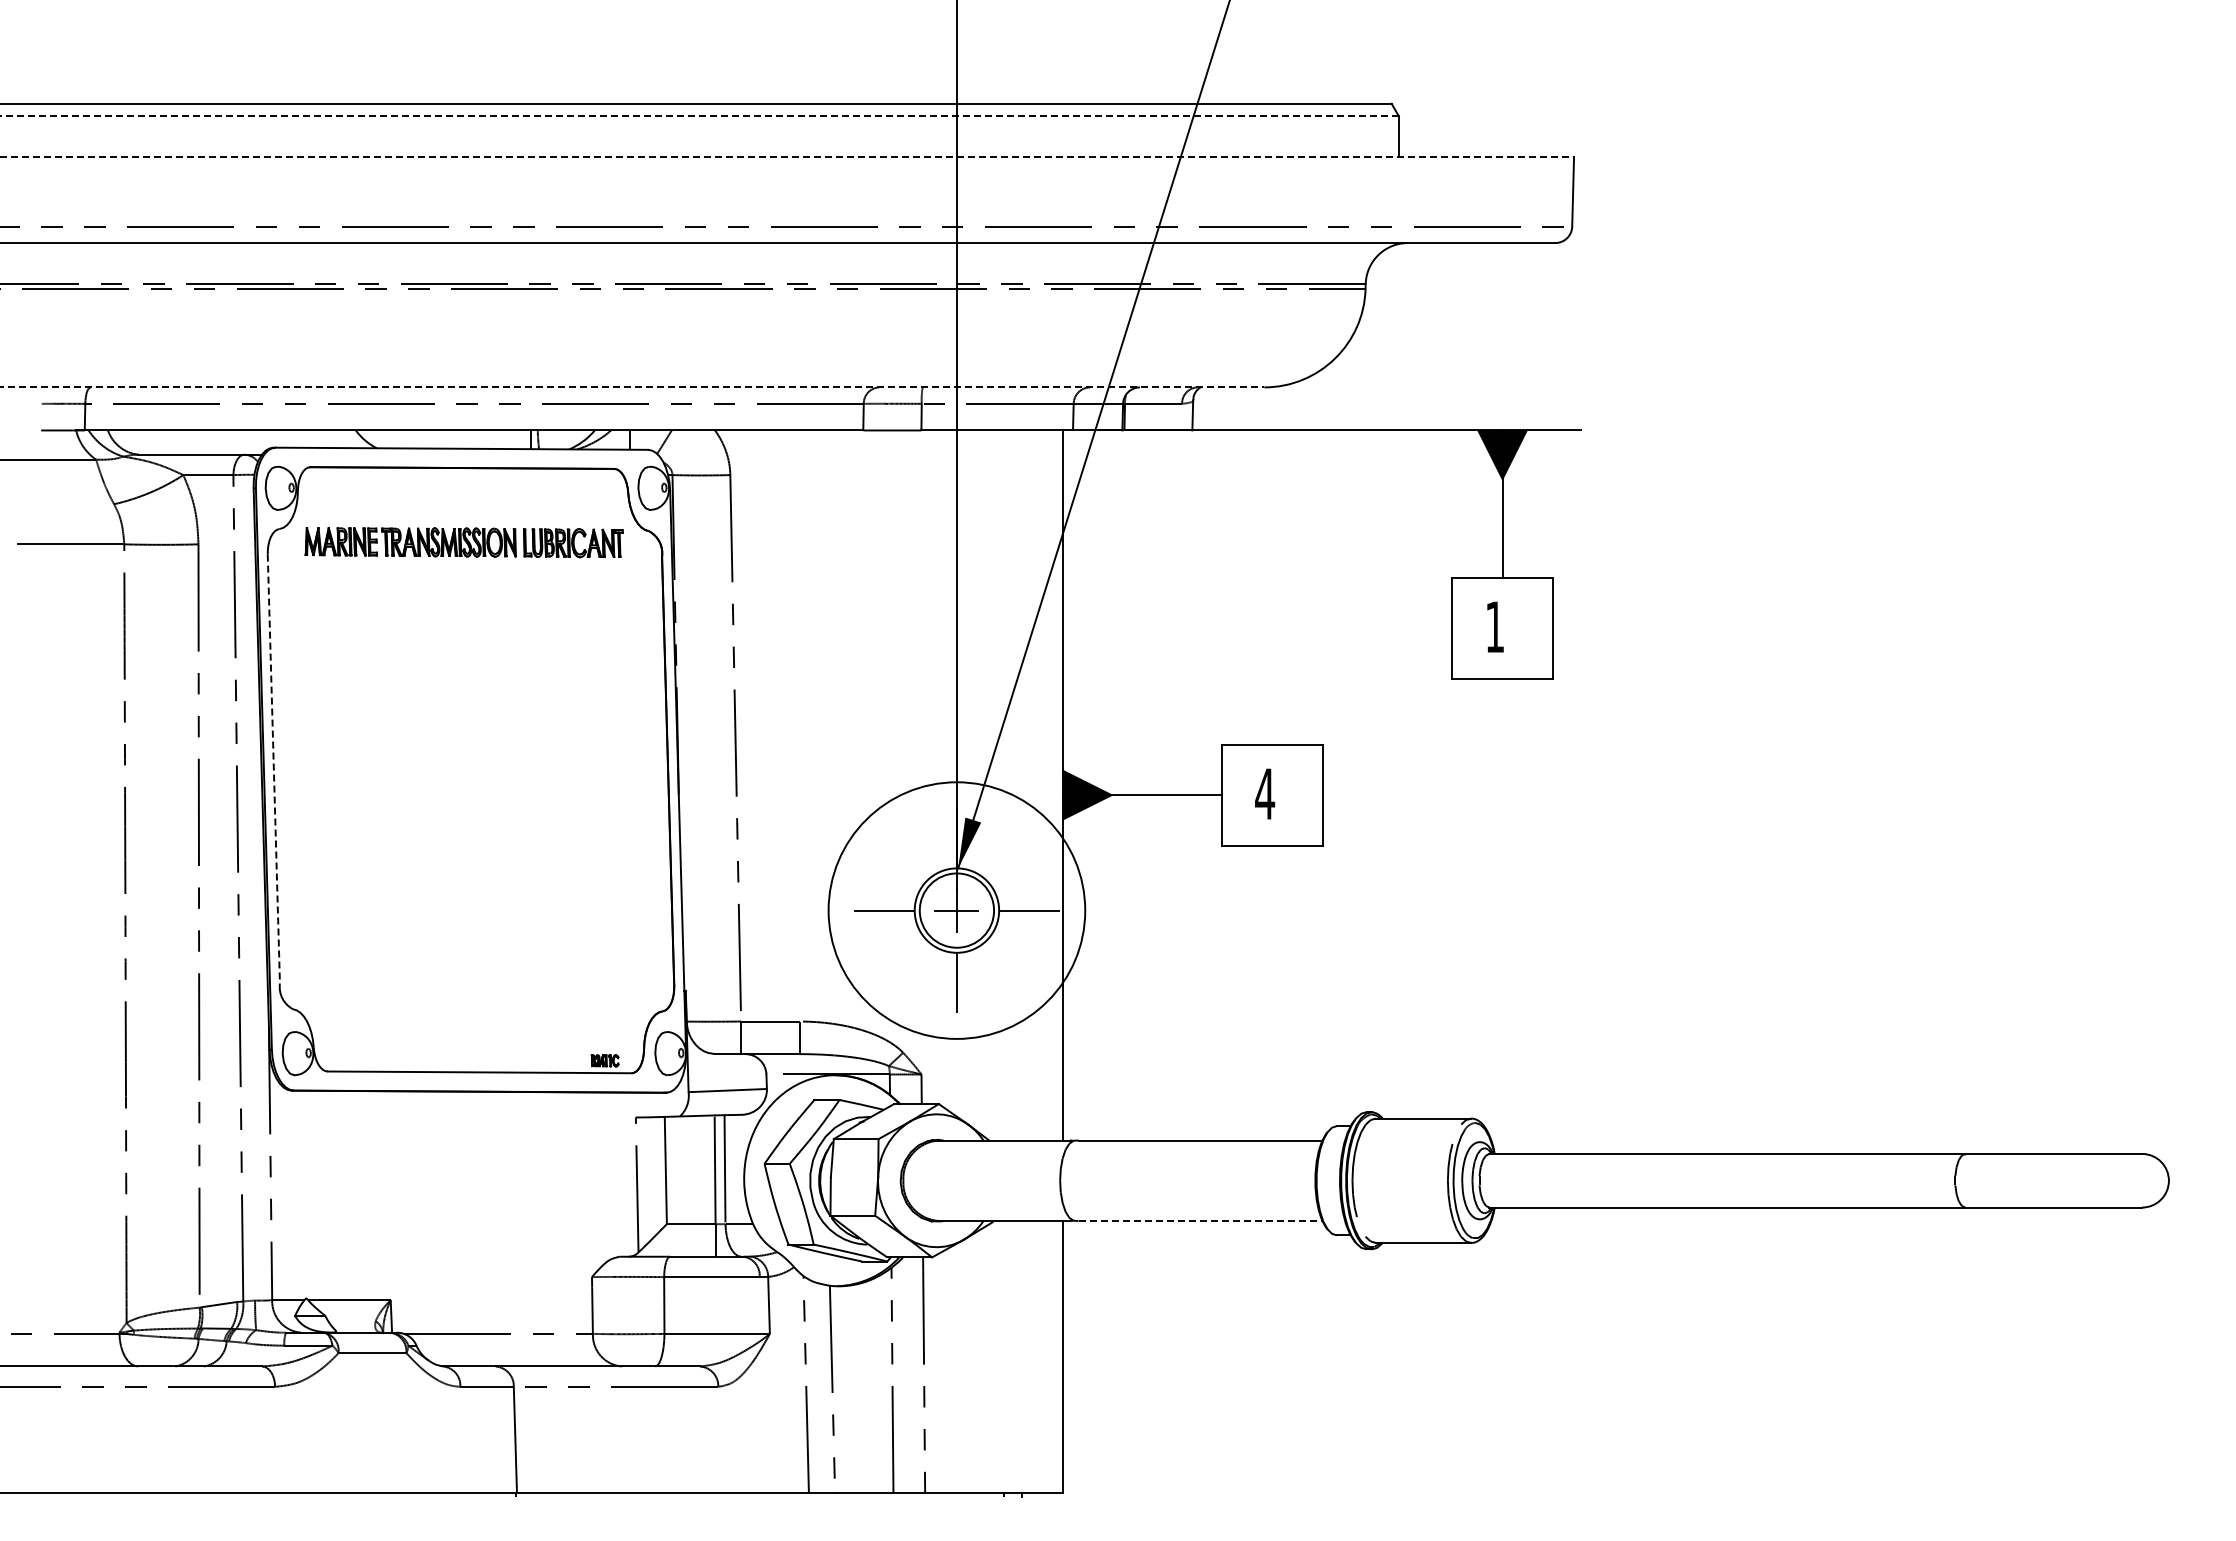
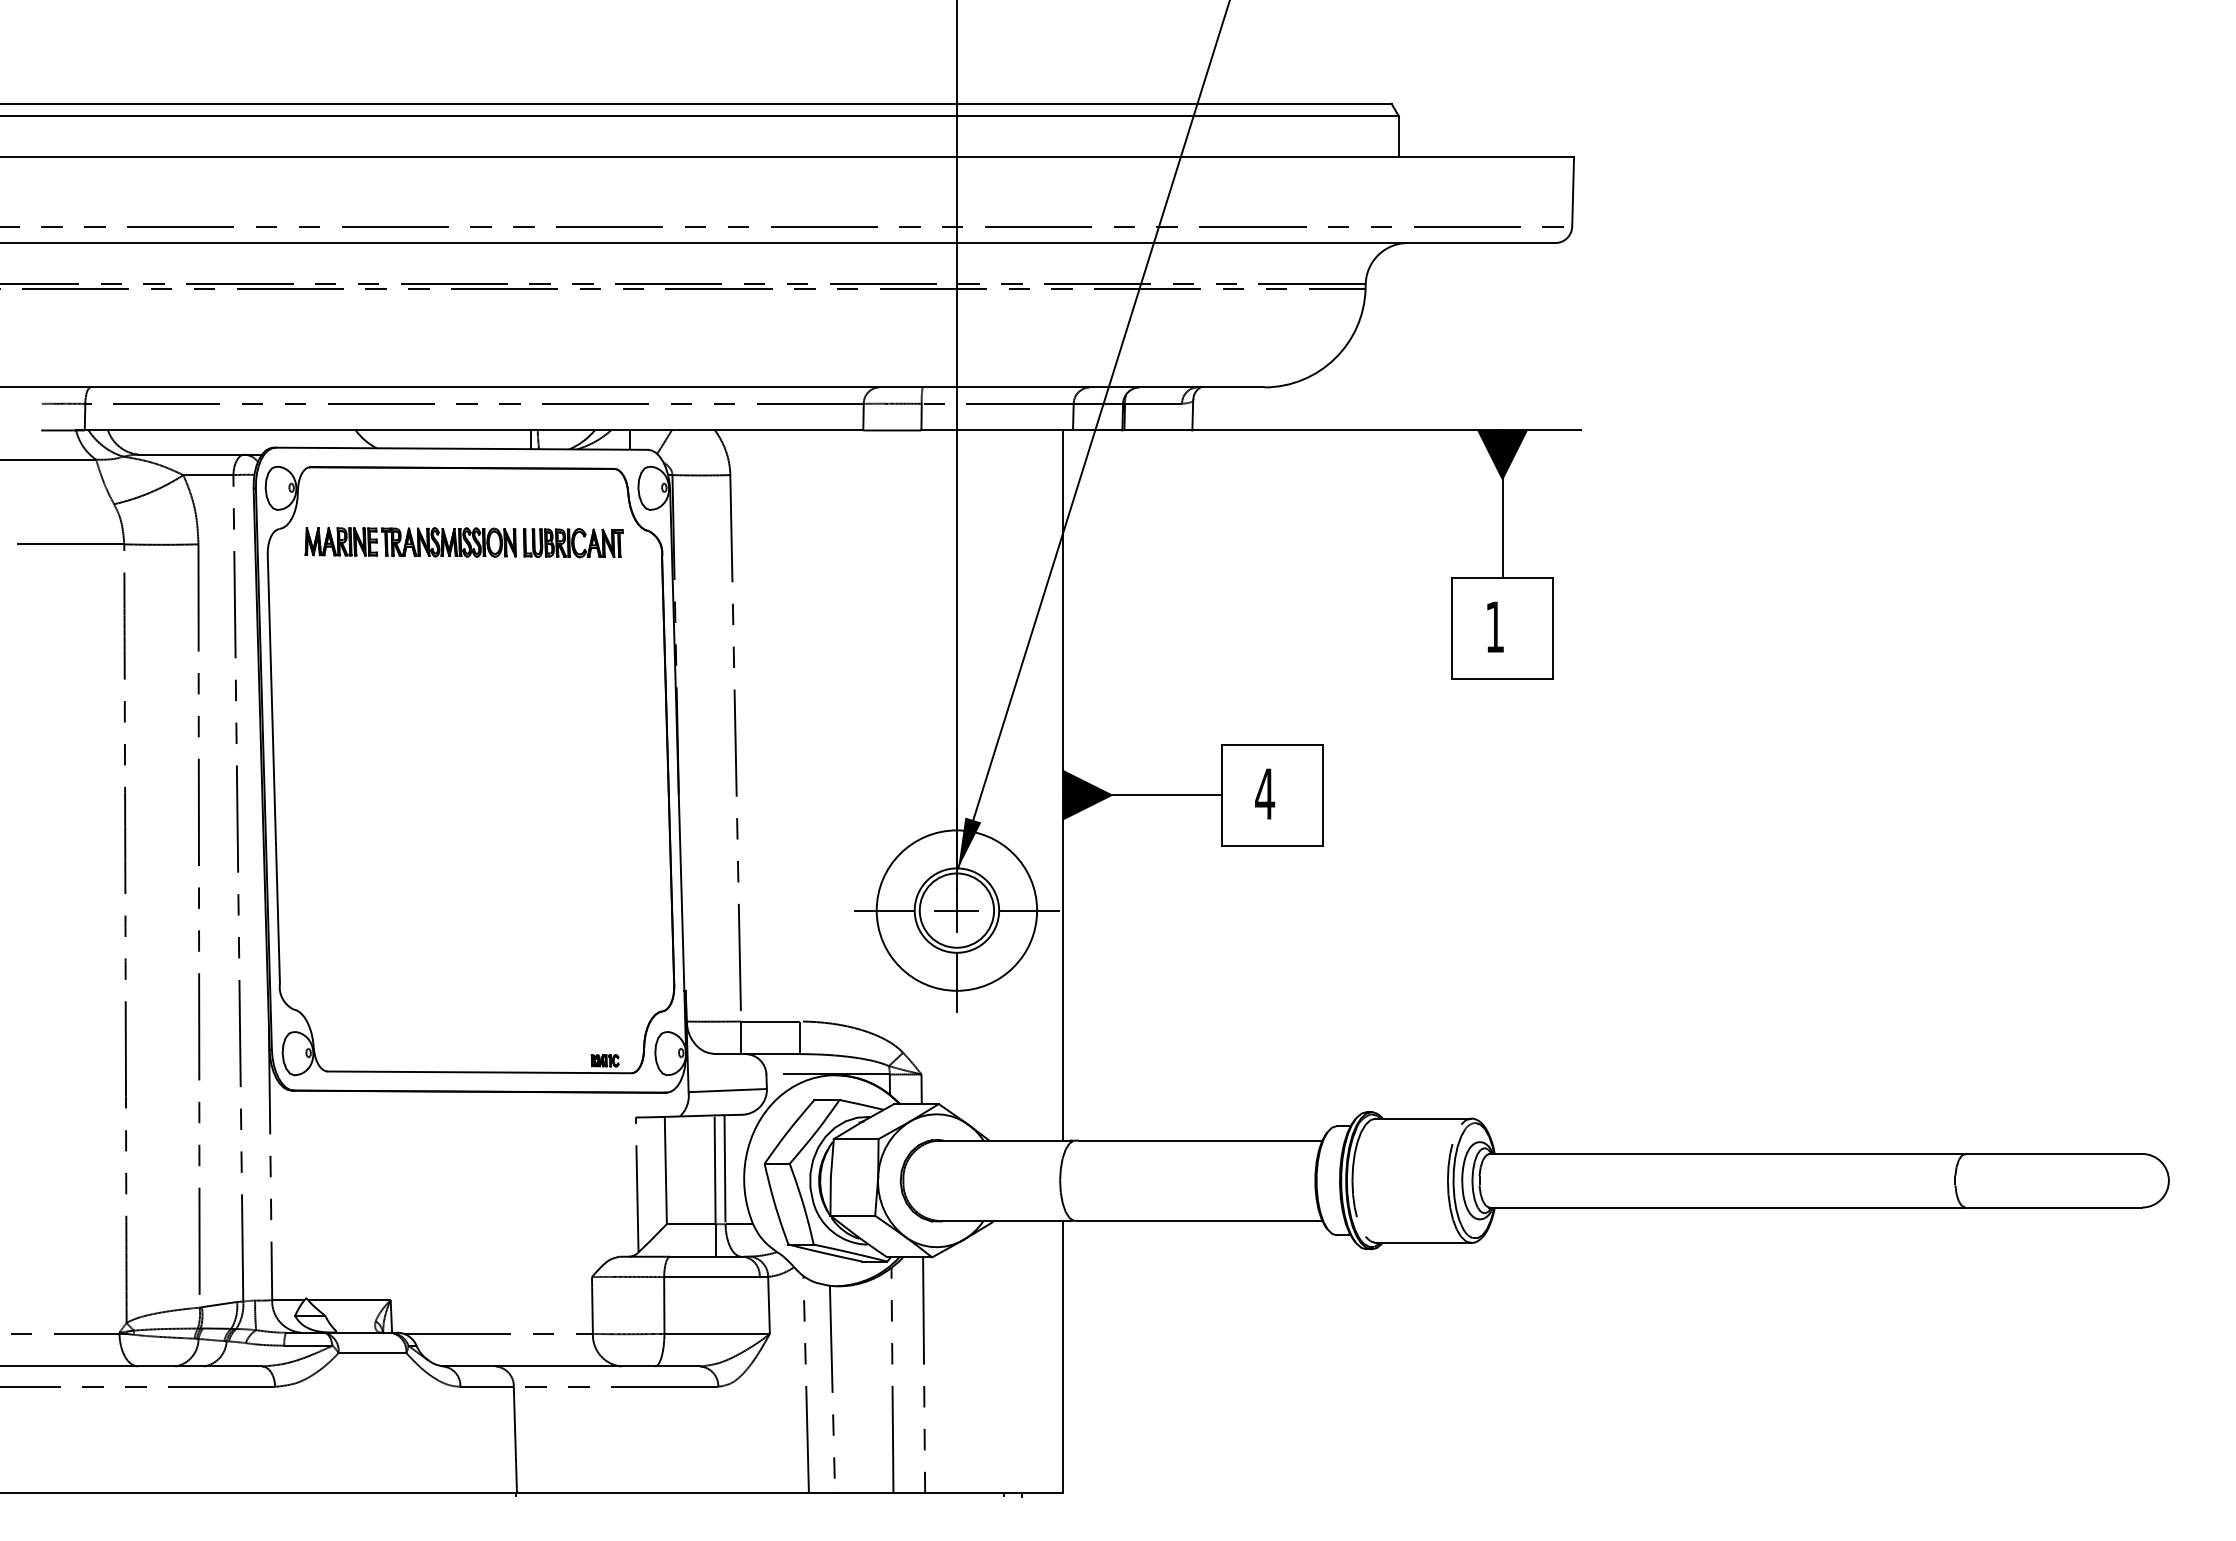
line: dashed -> solid (699, 116)
line: dashed -> solid (787, 156)
line: dashed -> solid (632, 387)
line: dashed -> solid (273, 769)
circle diameter: 257 px -> 160 px (956, 910)
line: dashed -> solid (1200, 1221)
